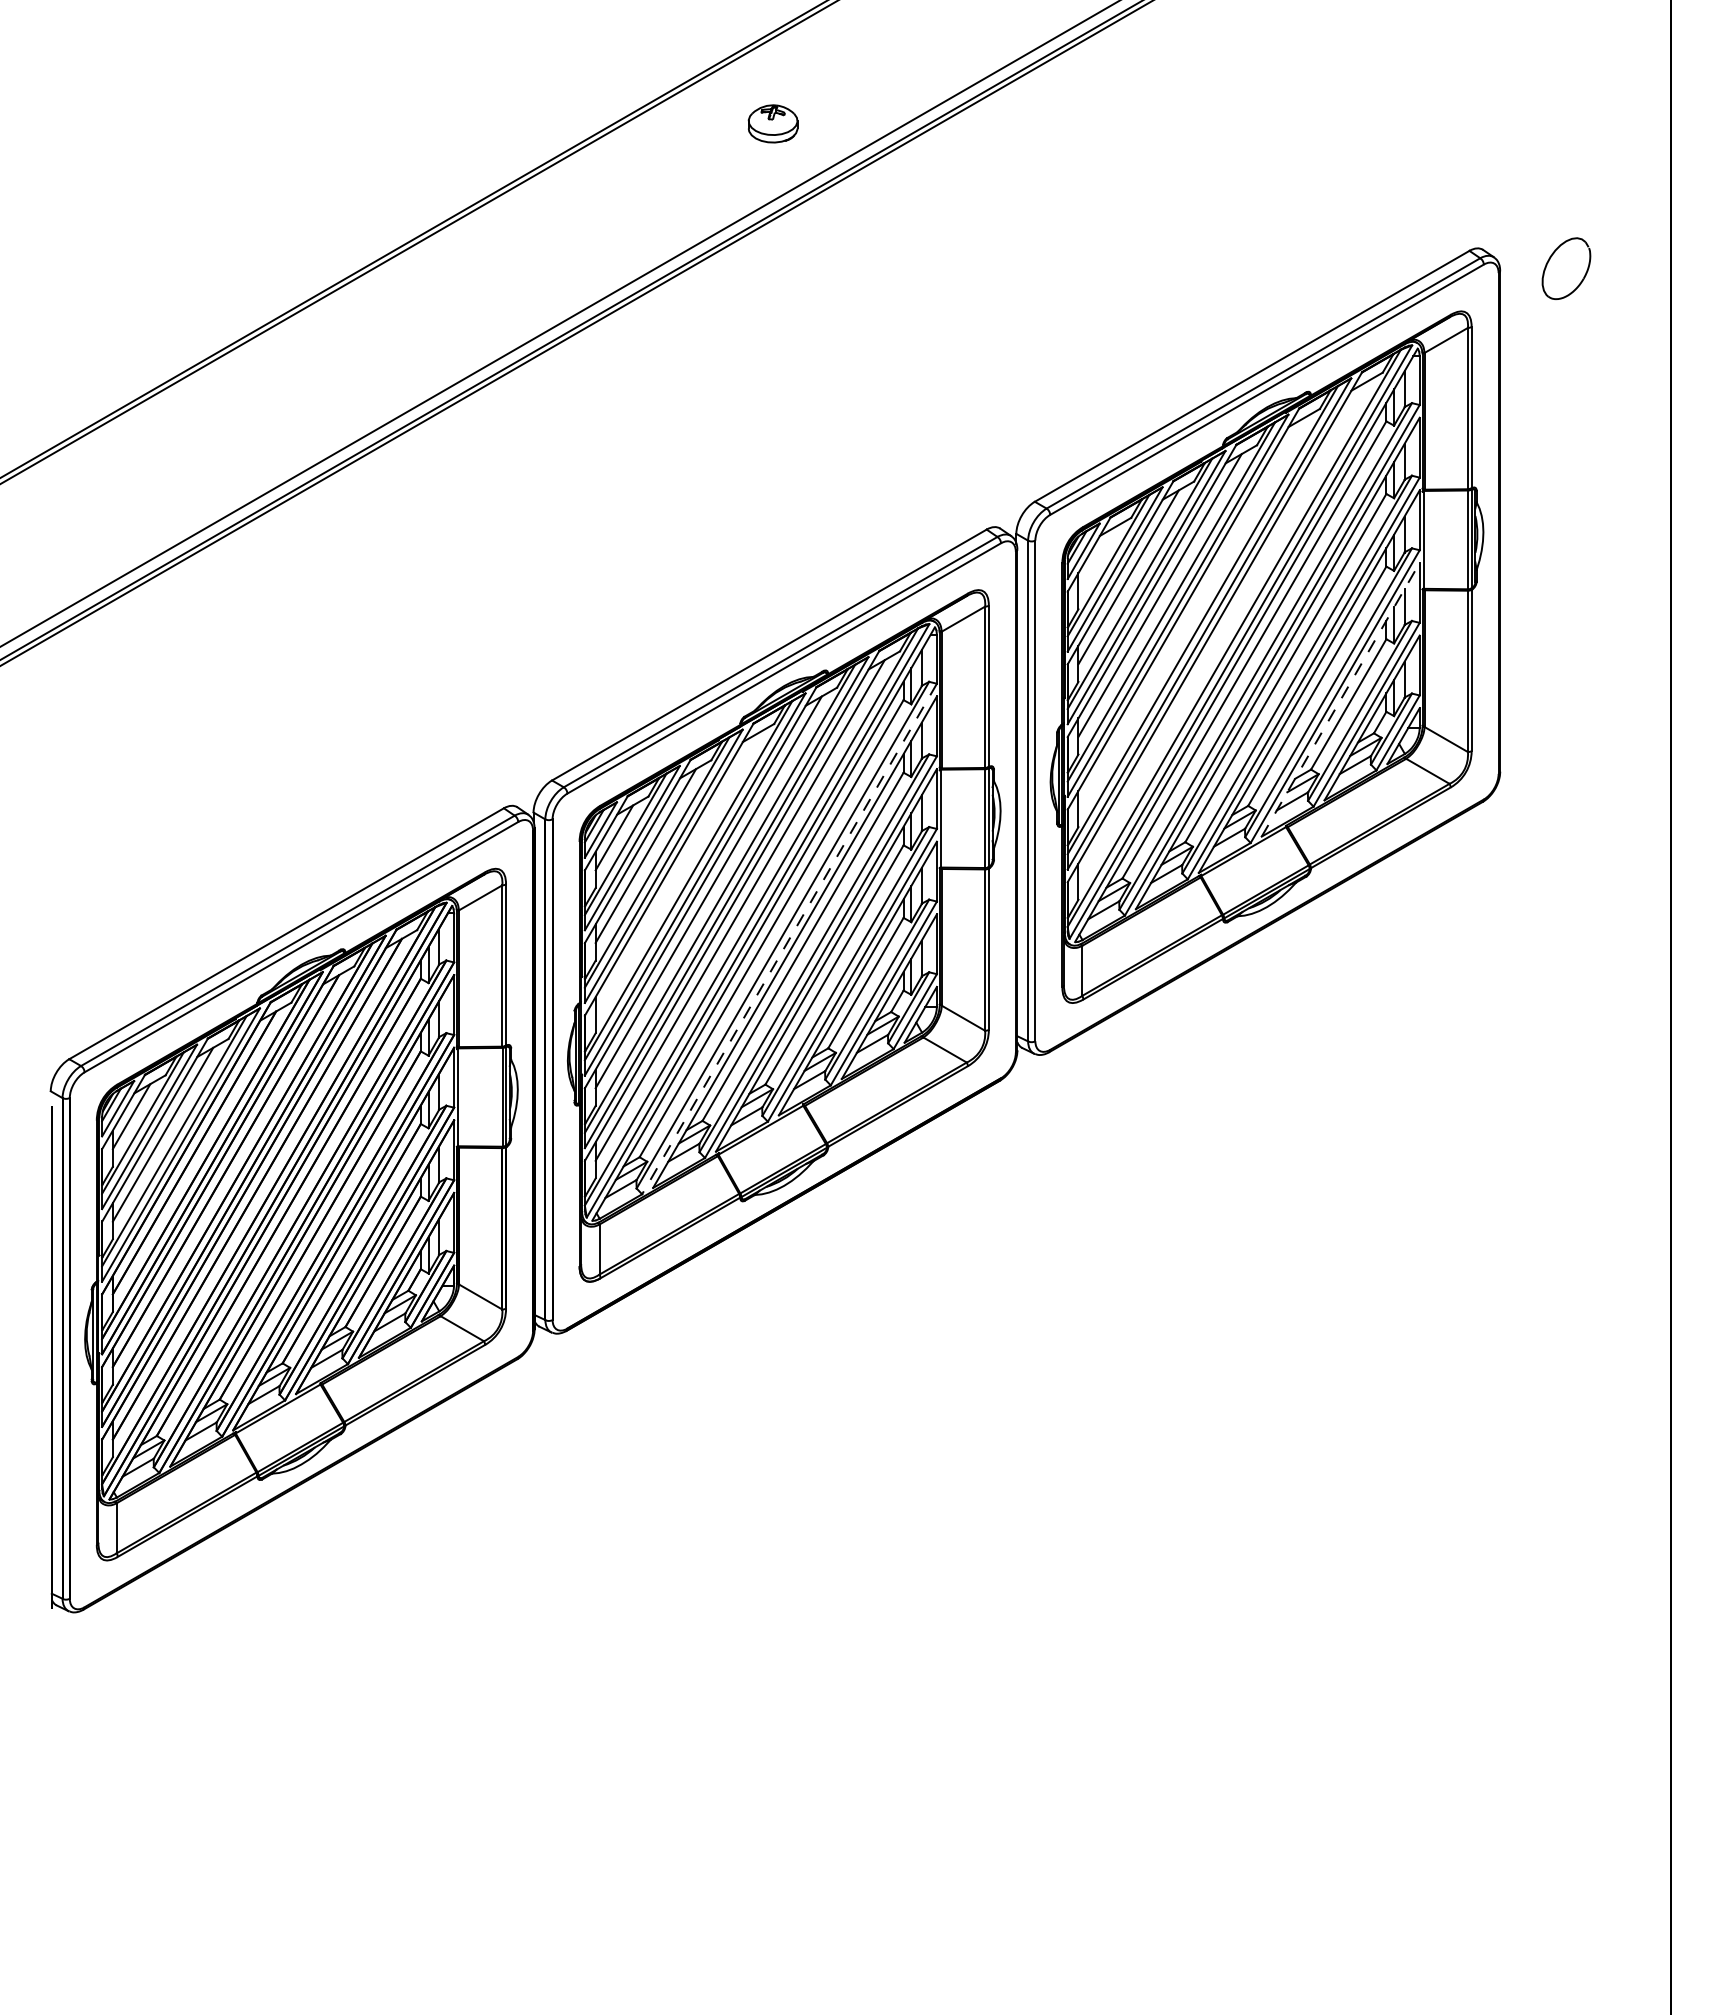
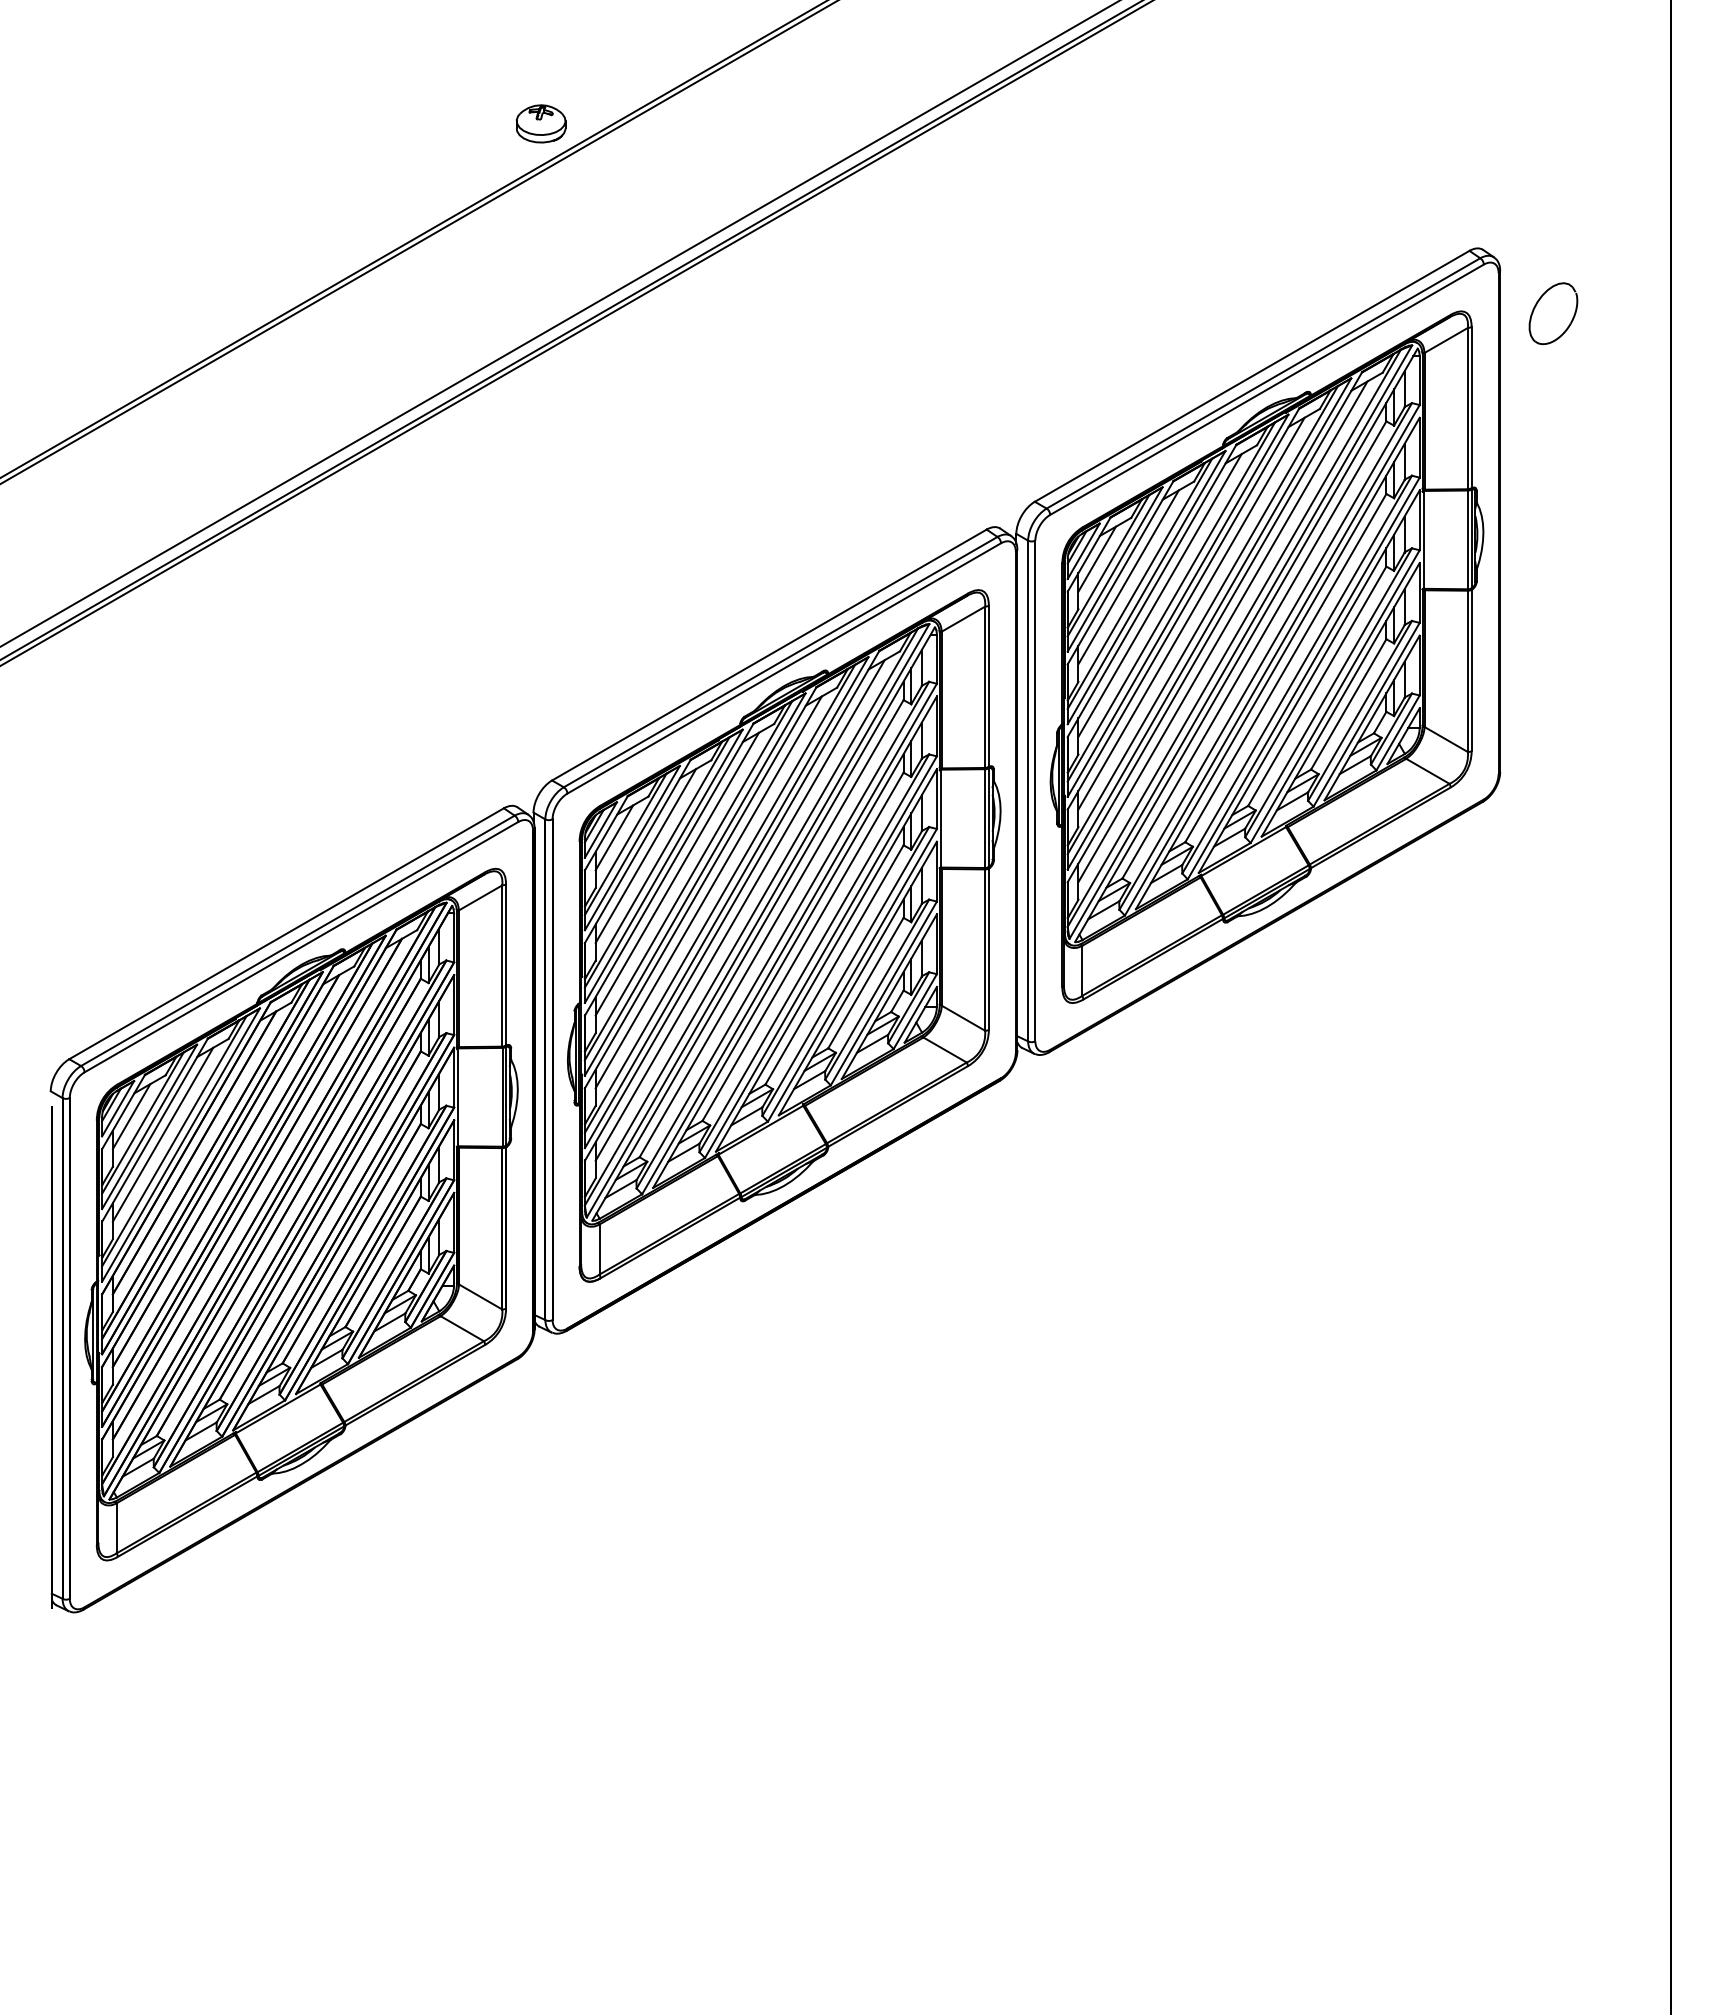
part position: (772, 123) -> (540, 123) (540, 123)
part position: (1566, 268) -> (1553, 313) (1553, 313)
line: none -> present (1096, 558)
line: none -> present (1191, 613)
line: none -> present (1222, 631)
line: dashed -> solid (1340, 699)
line: none -> present (676, 873)
line: dashed -> solid (789, 939)
